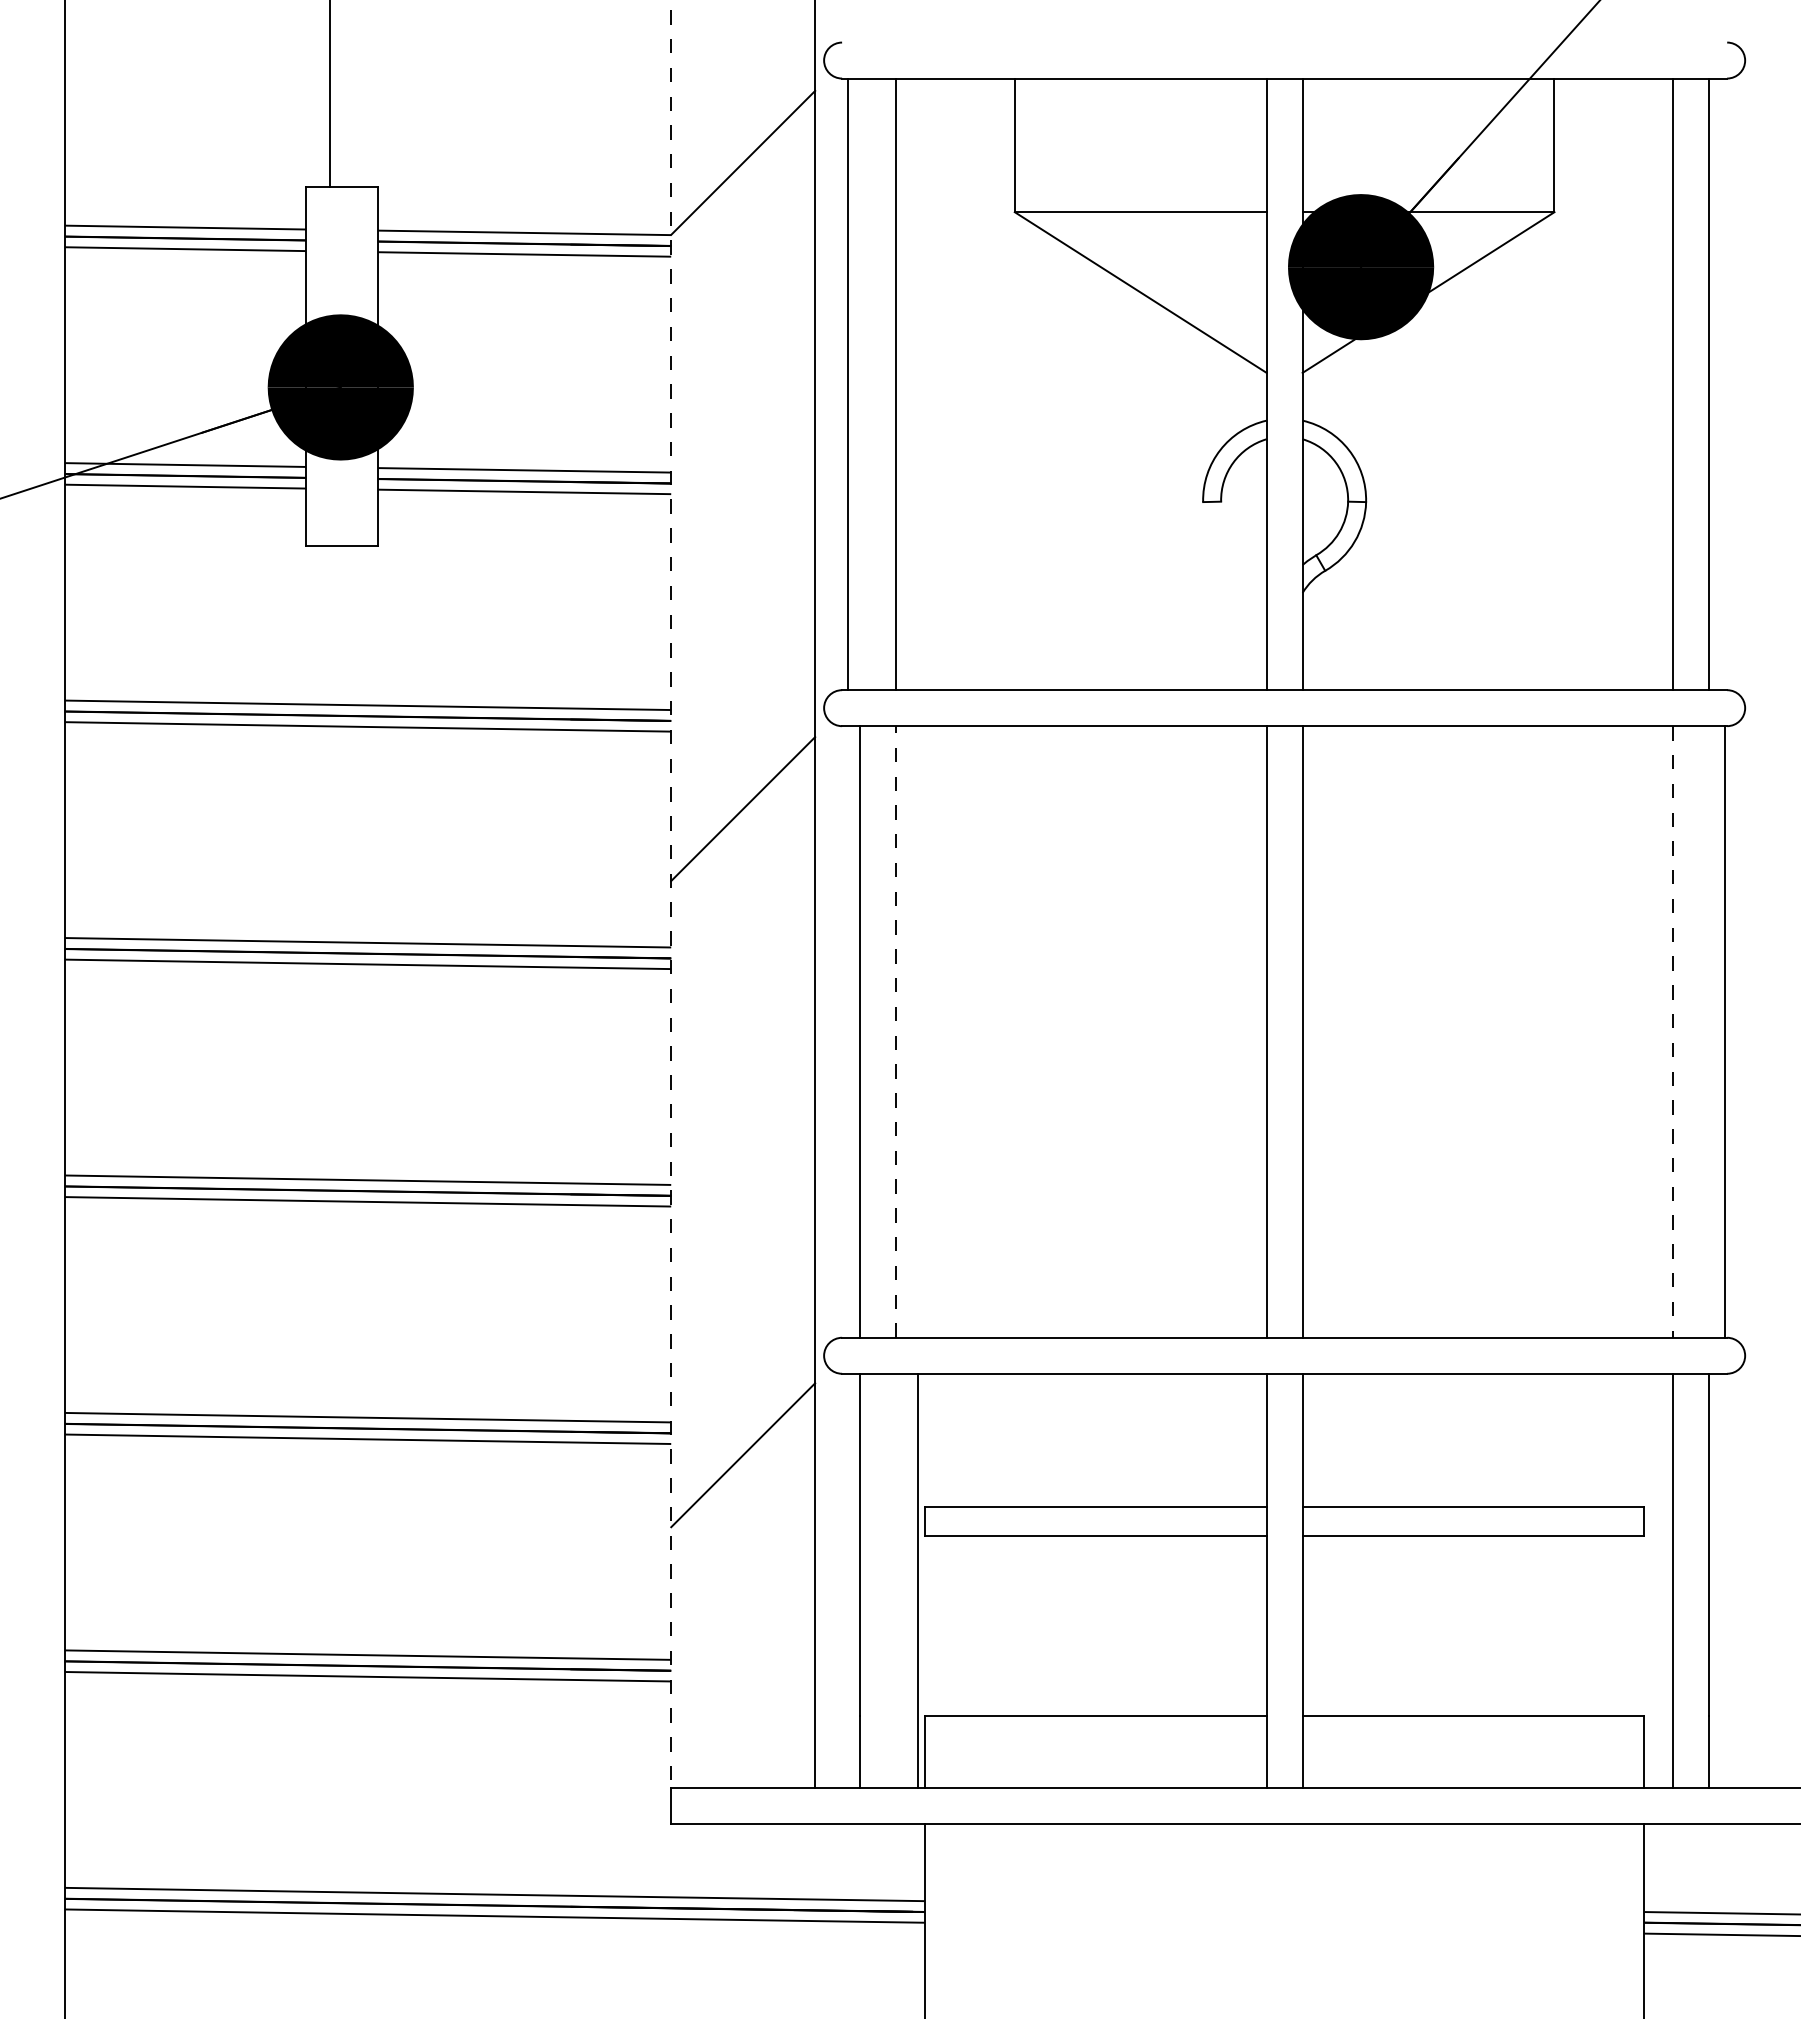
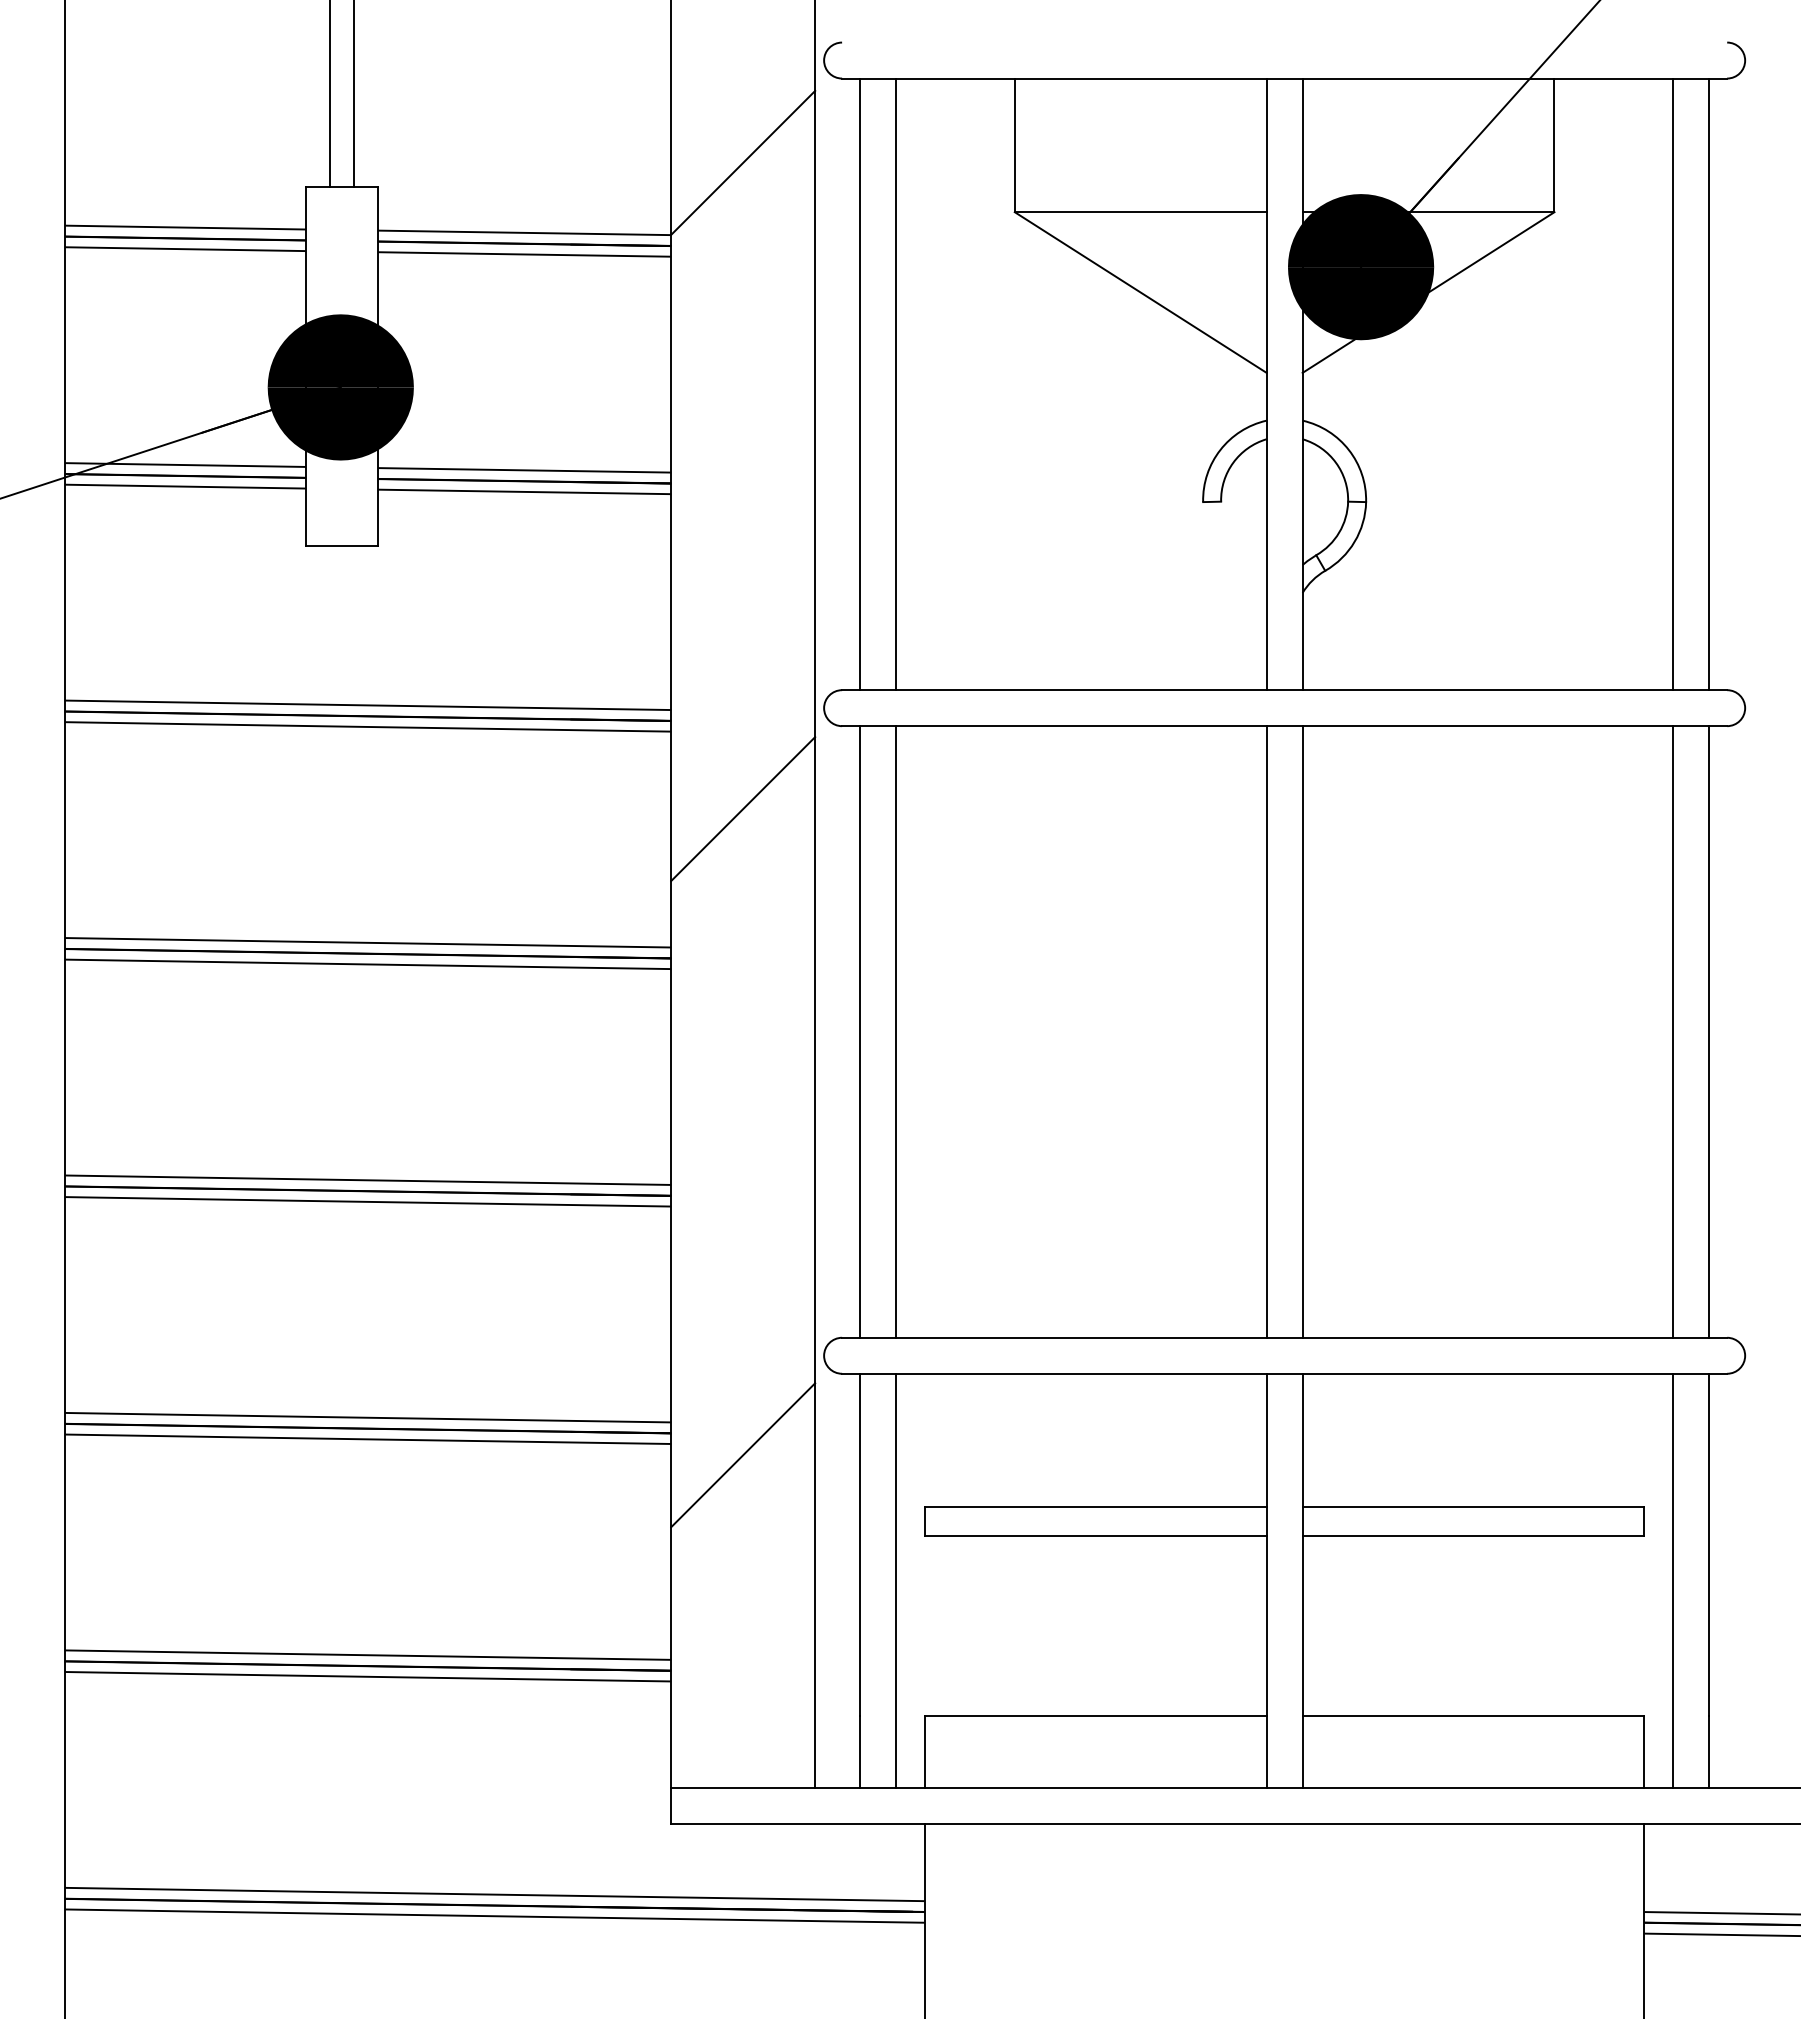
line: none -> present (353, 94)
line position: (848, 384) -> (860, 384) (860, 384)
line: dashed -> solid (671, 894)
line: dashed -> solid (896, 1031)
line: dashed -> solid (1673, 1031)
line position: (1725, 1031) -> (1709, 1031) (1709, 1031)
line position: (918, 1580) -> (896, 1580) (896, 1580)
